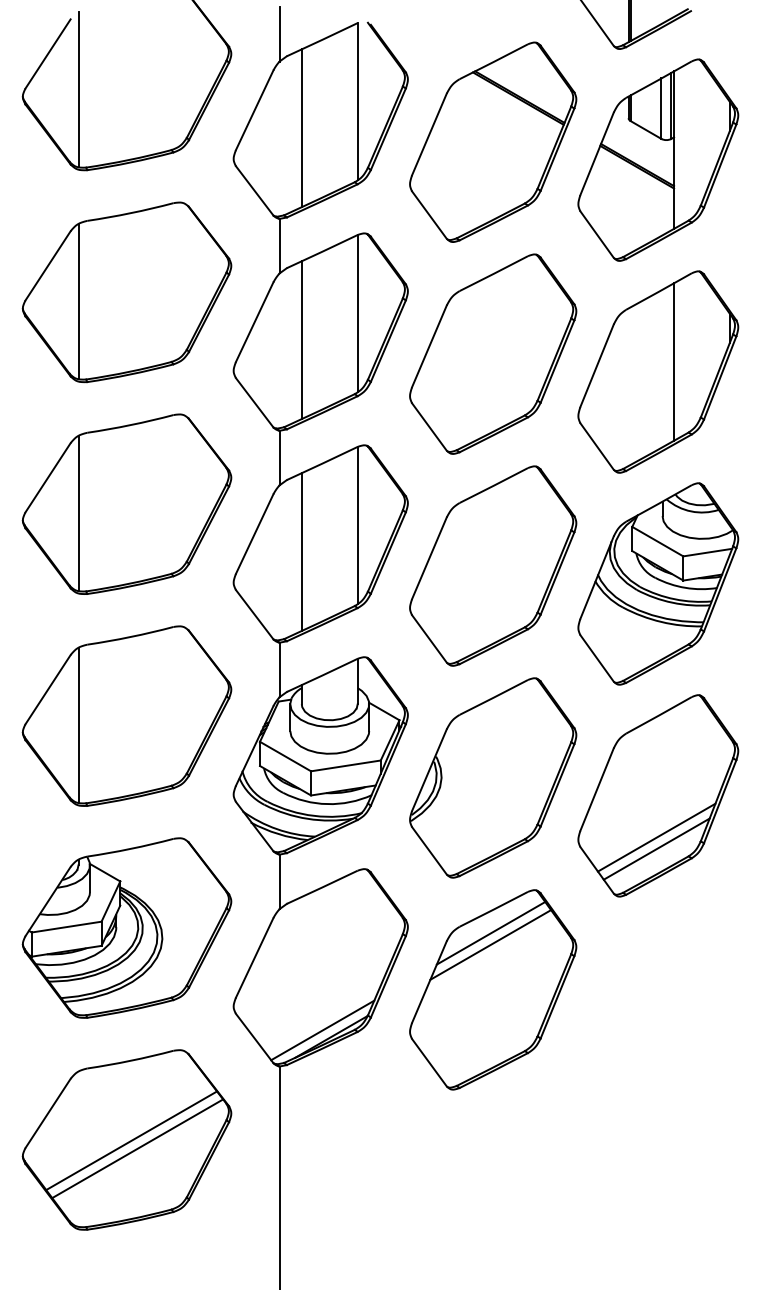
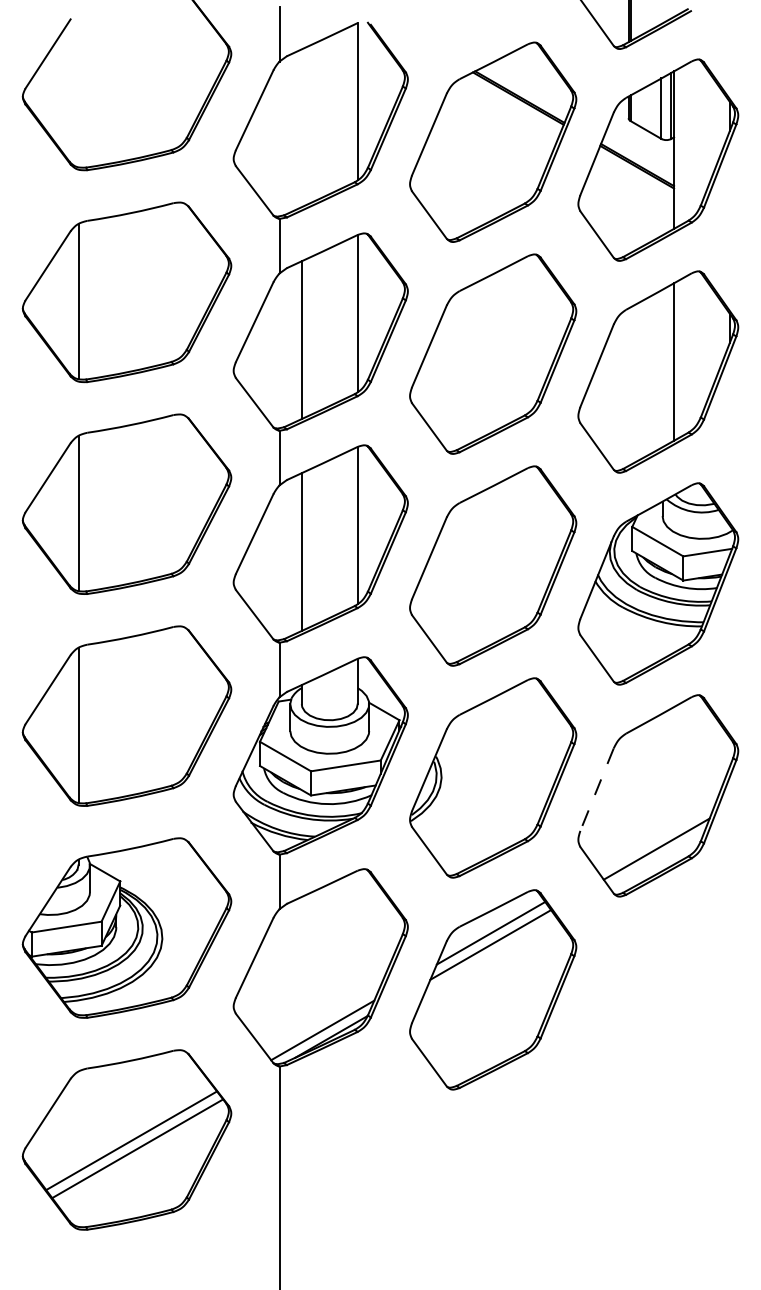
line: present -> none (78, 89)
line: present -> none (301, 128)
line: solid -> dashed (596, 790)
line: present -> none (656, 837)
